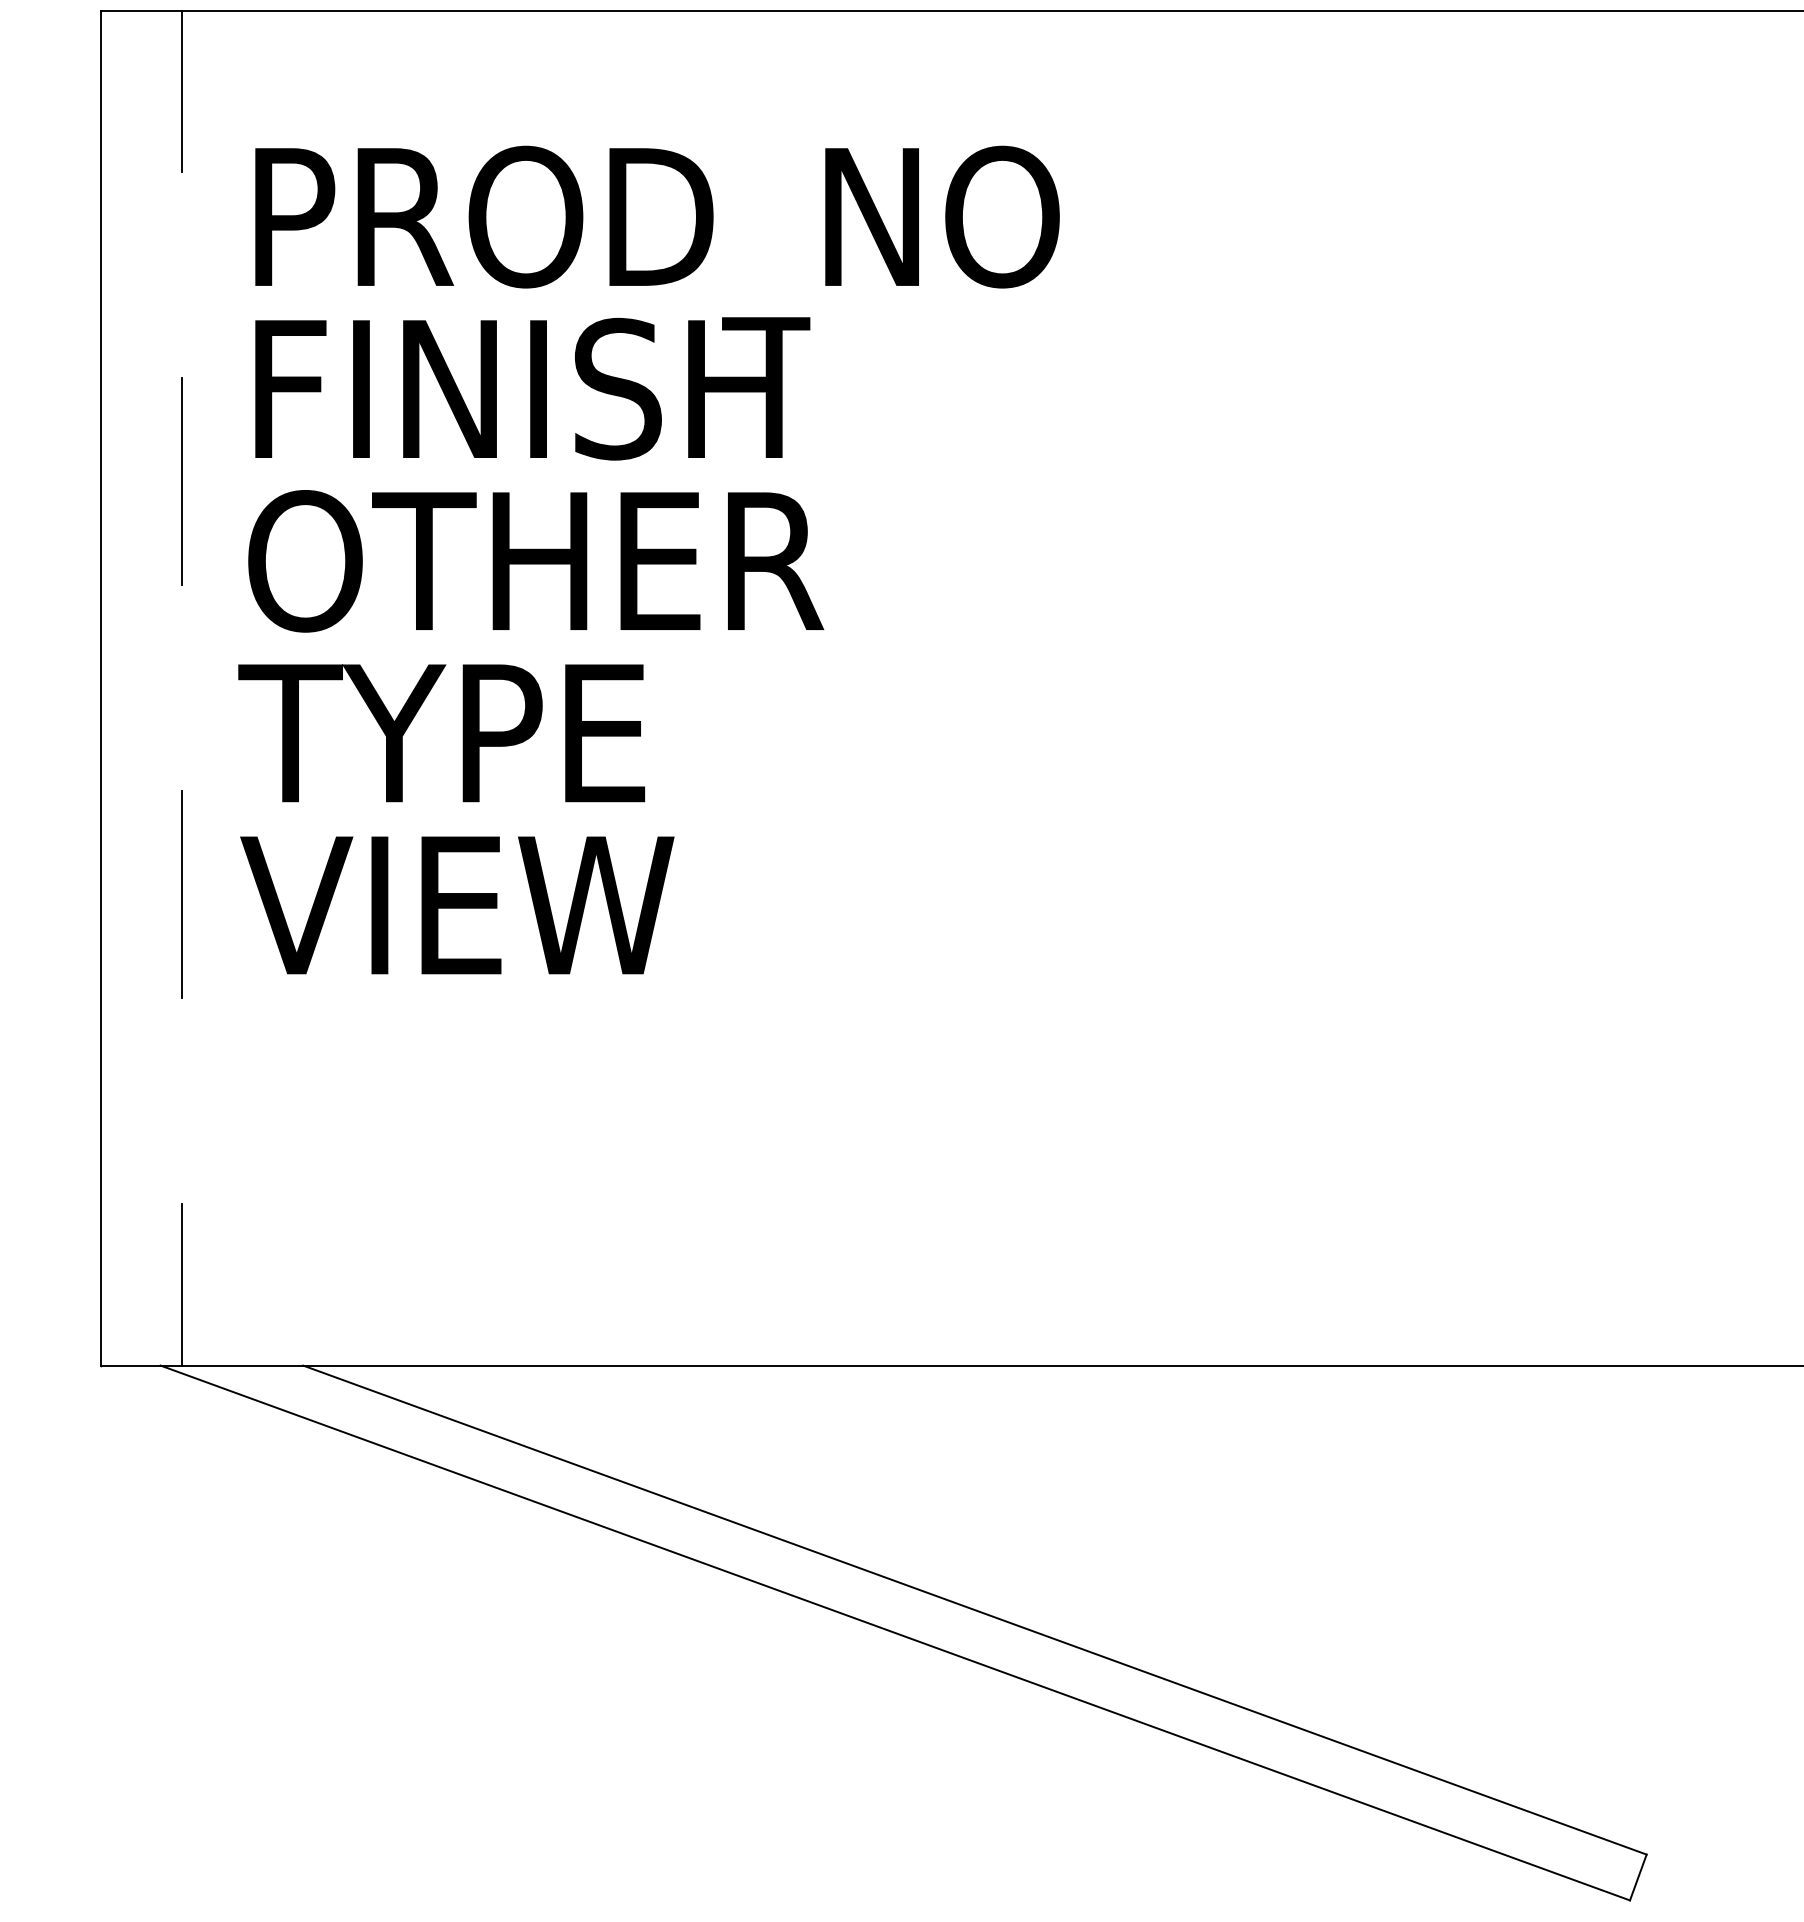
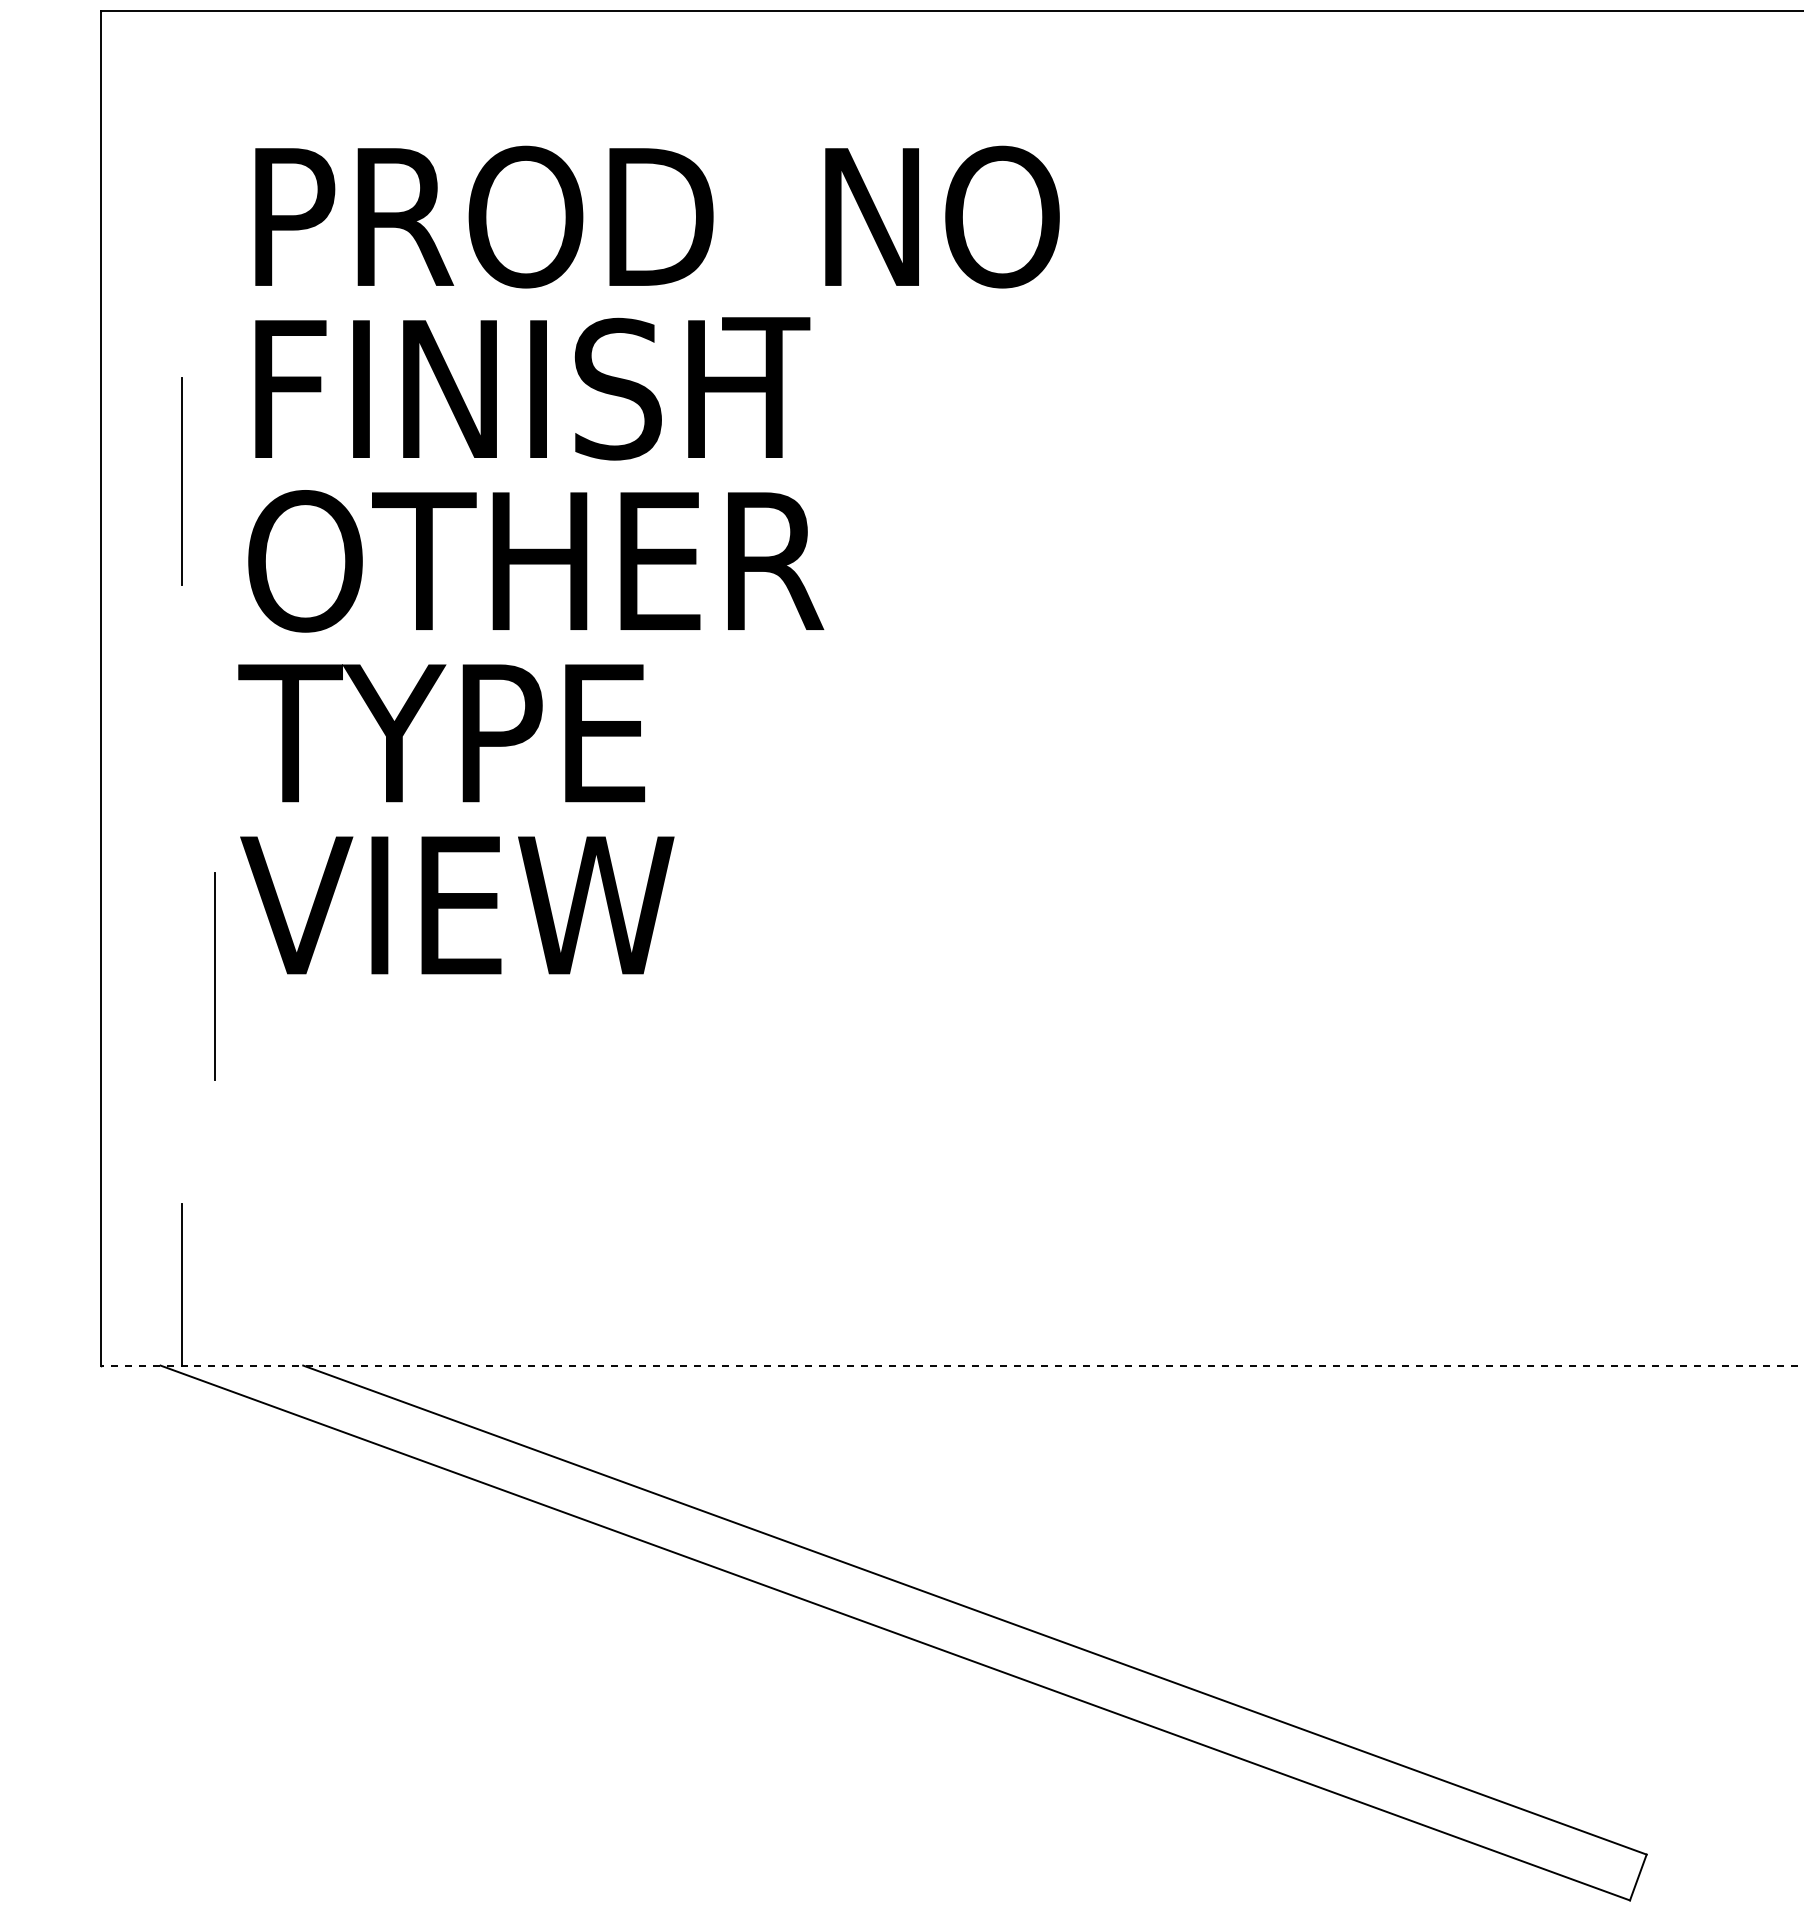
line: present -> none (182, 90)
line position: (181, 894) -> (214, 976) (214, 976)
line: solid -> dashed (951, 1365)
